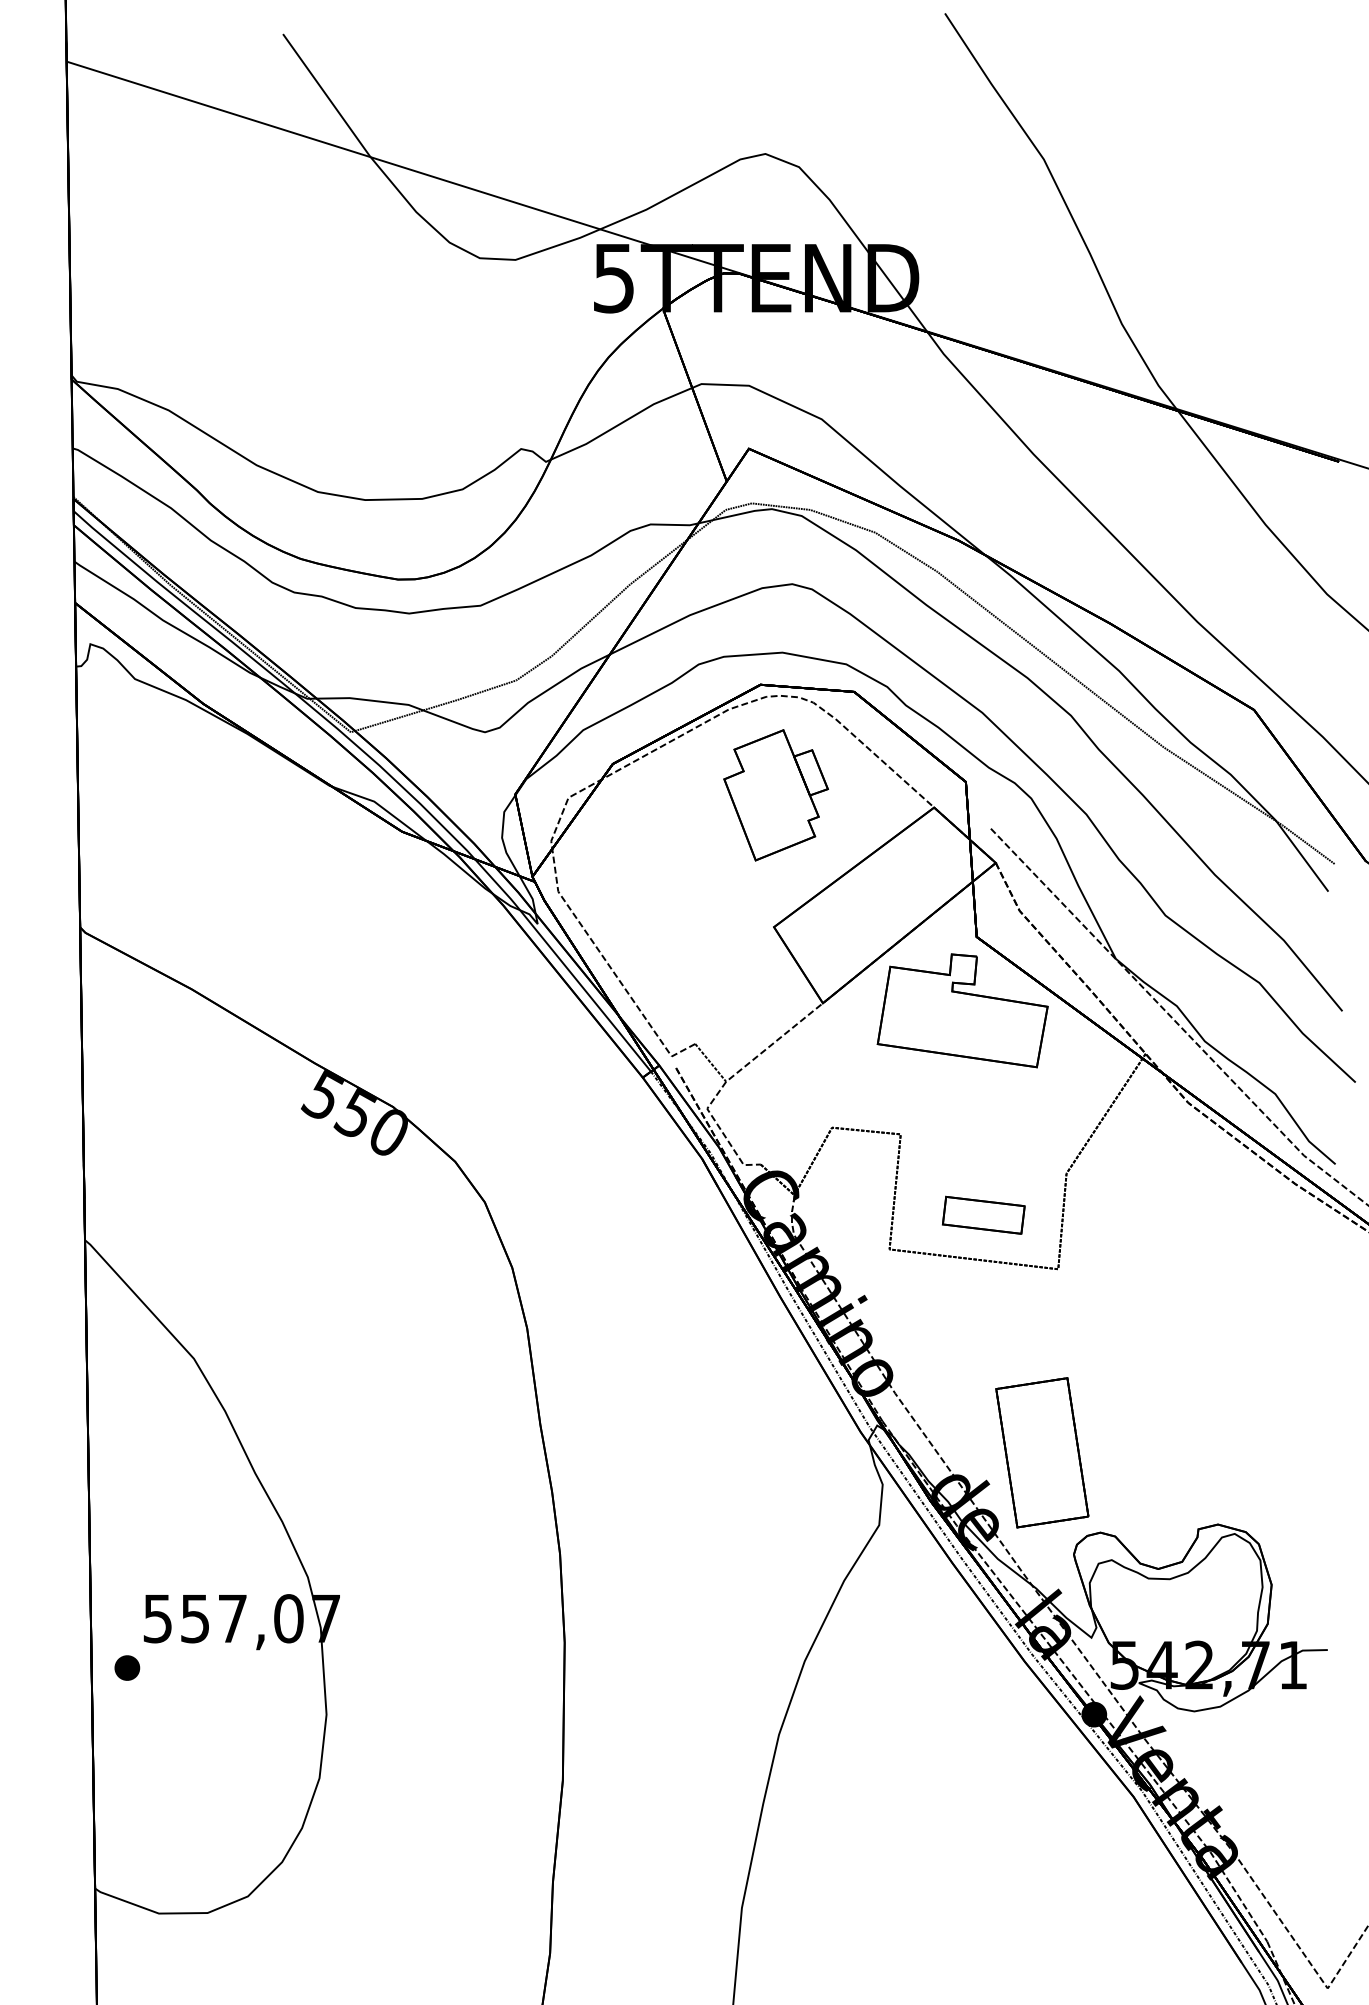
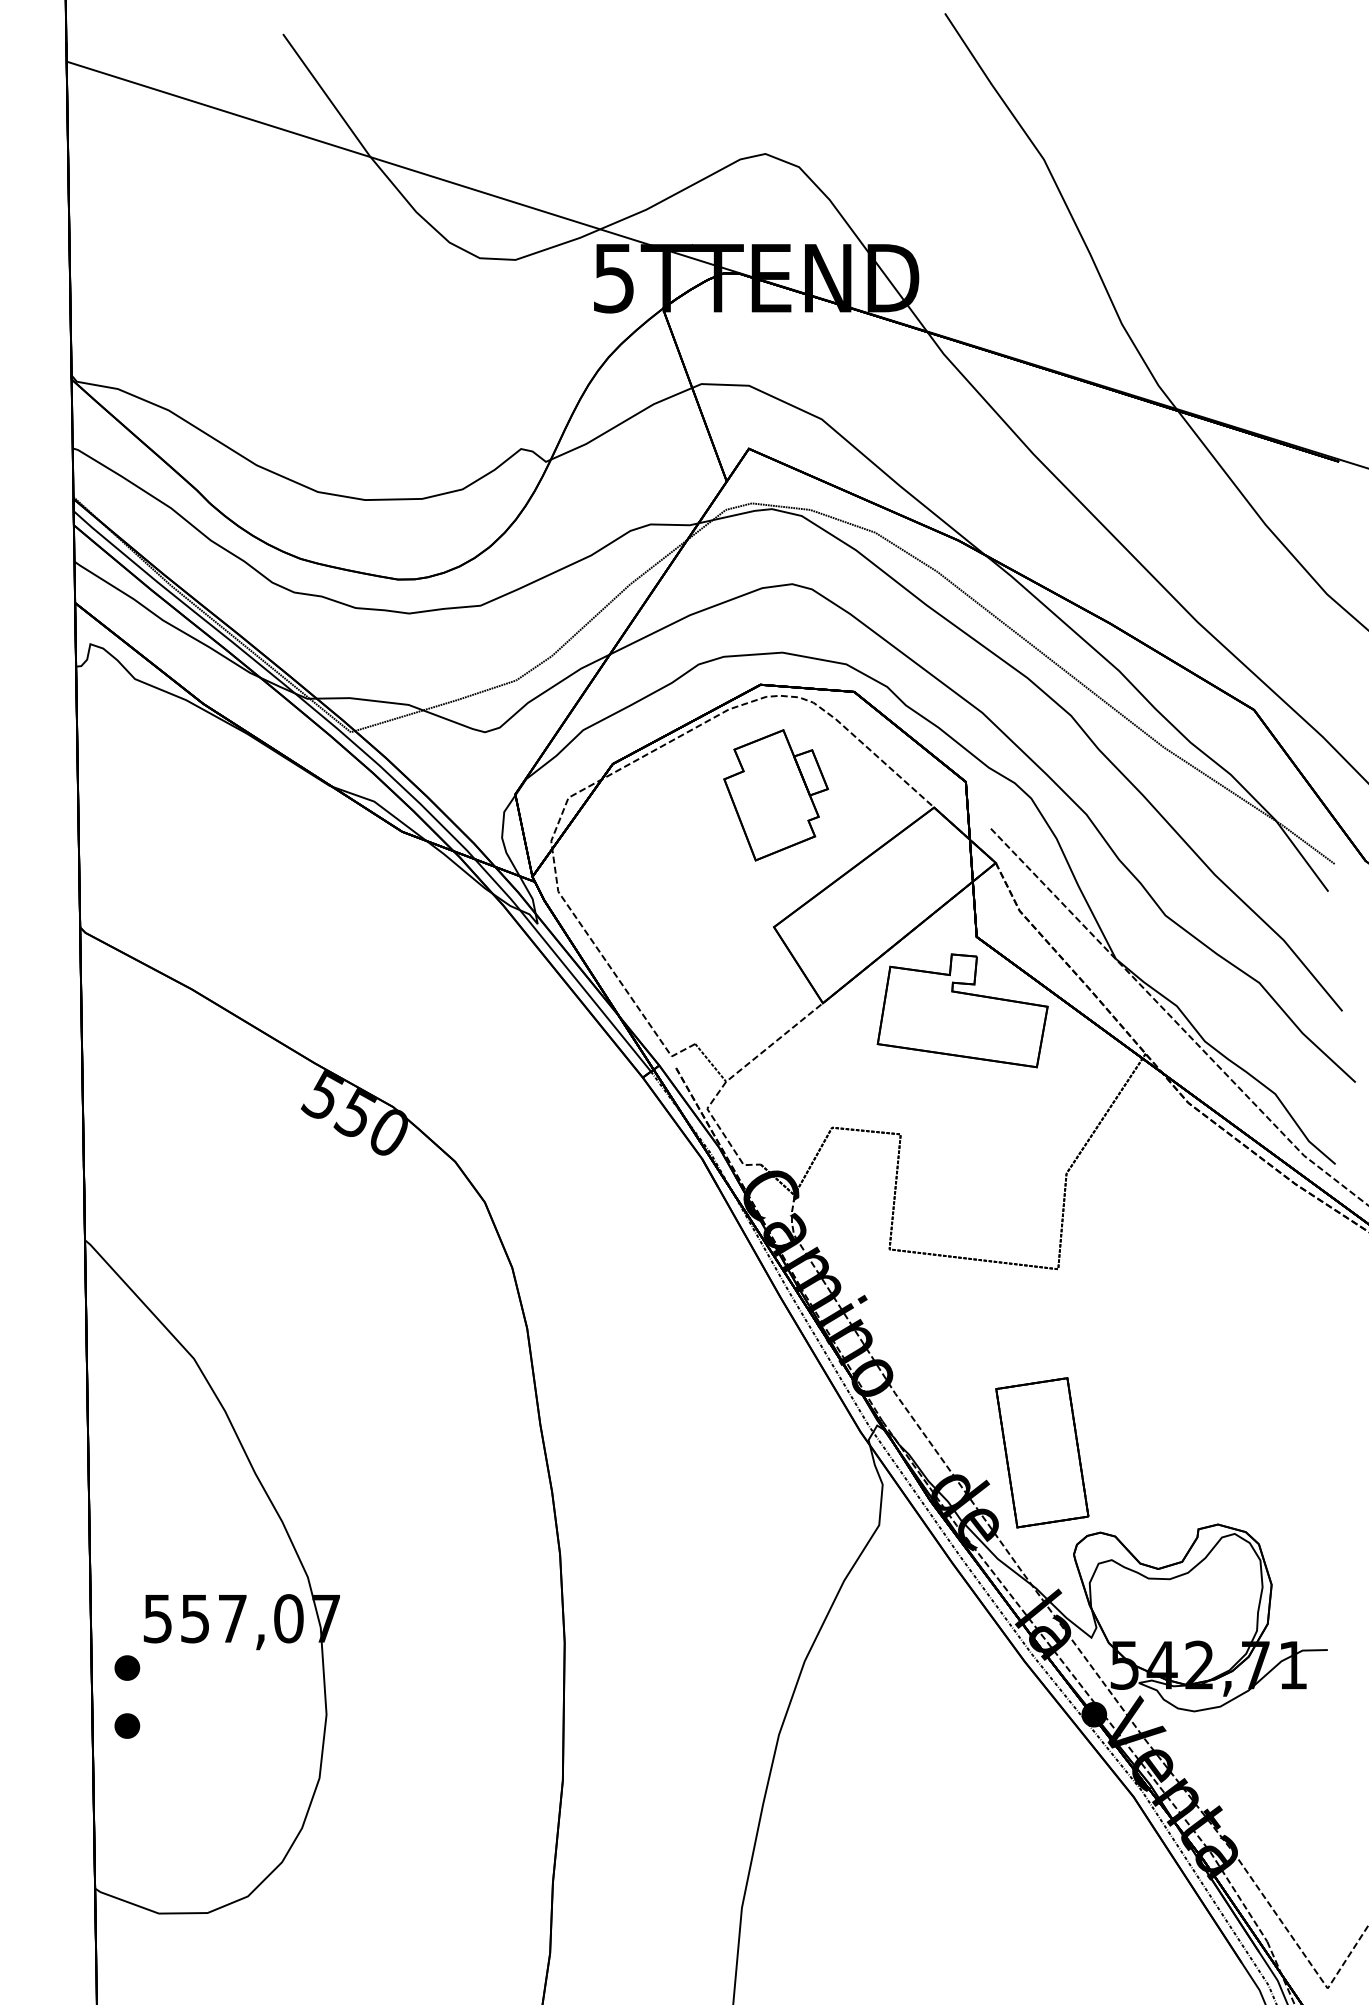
part: present -> none (983, 1214)
part: none -> present (127, 1725)
